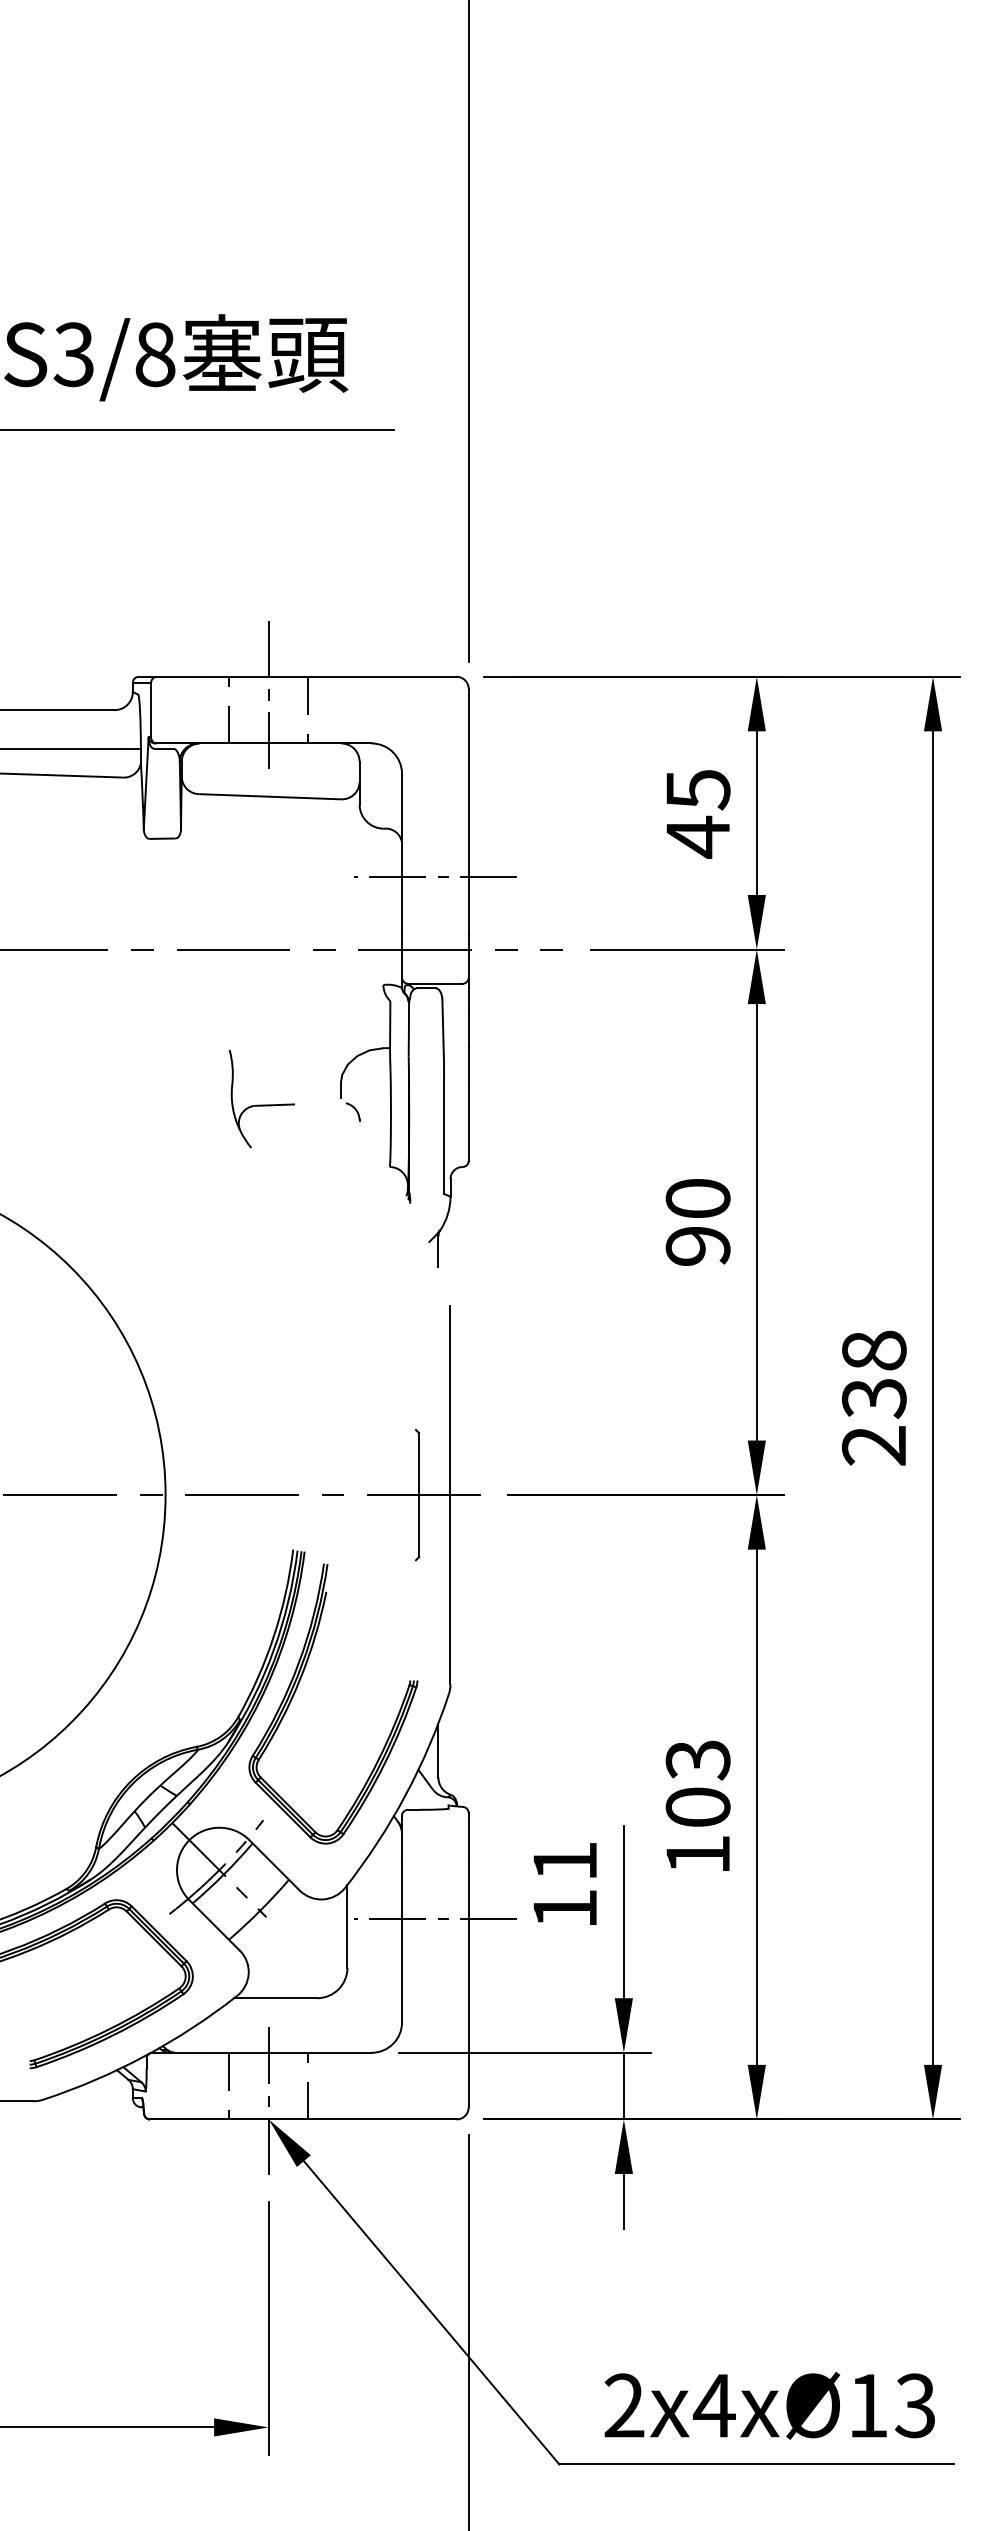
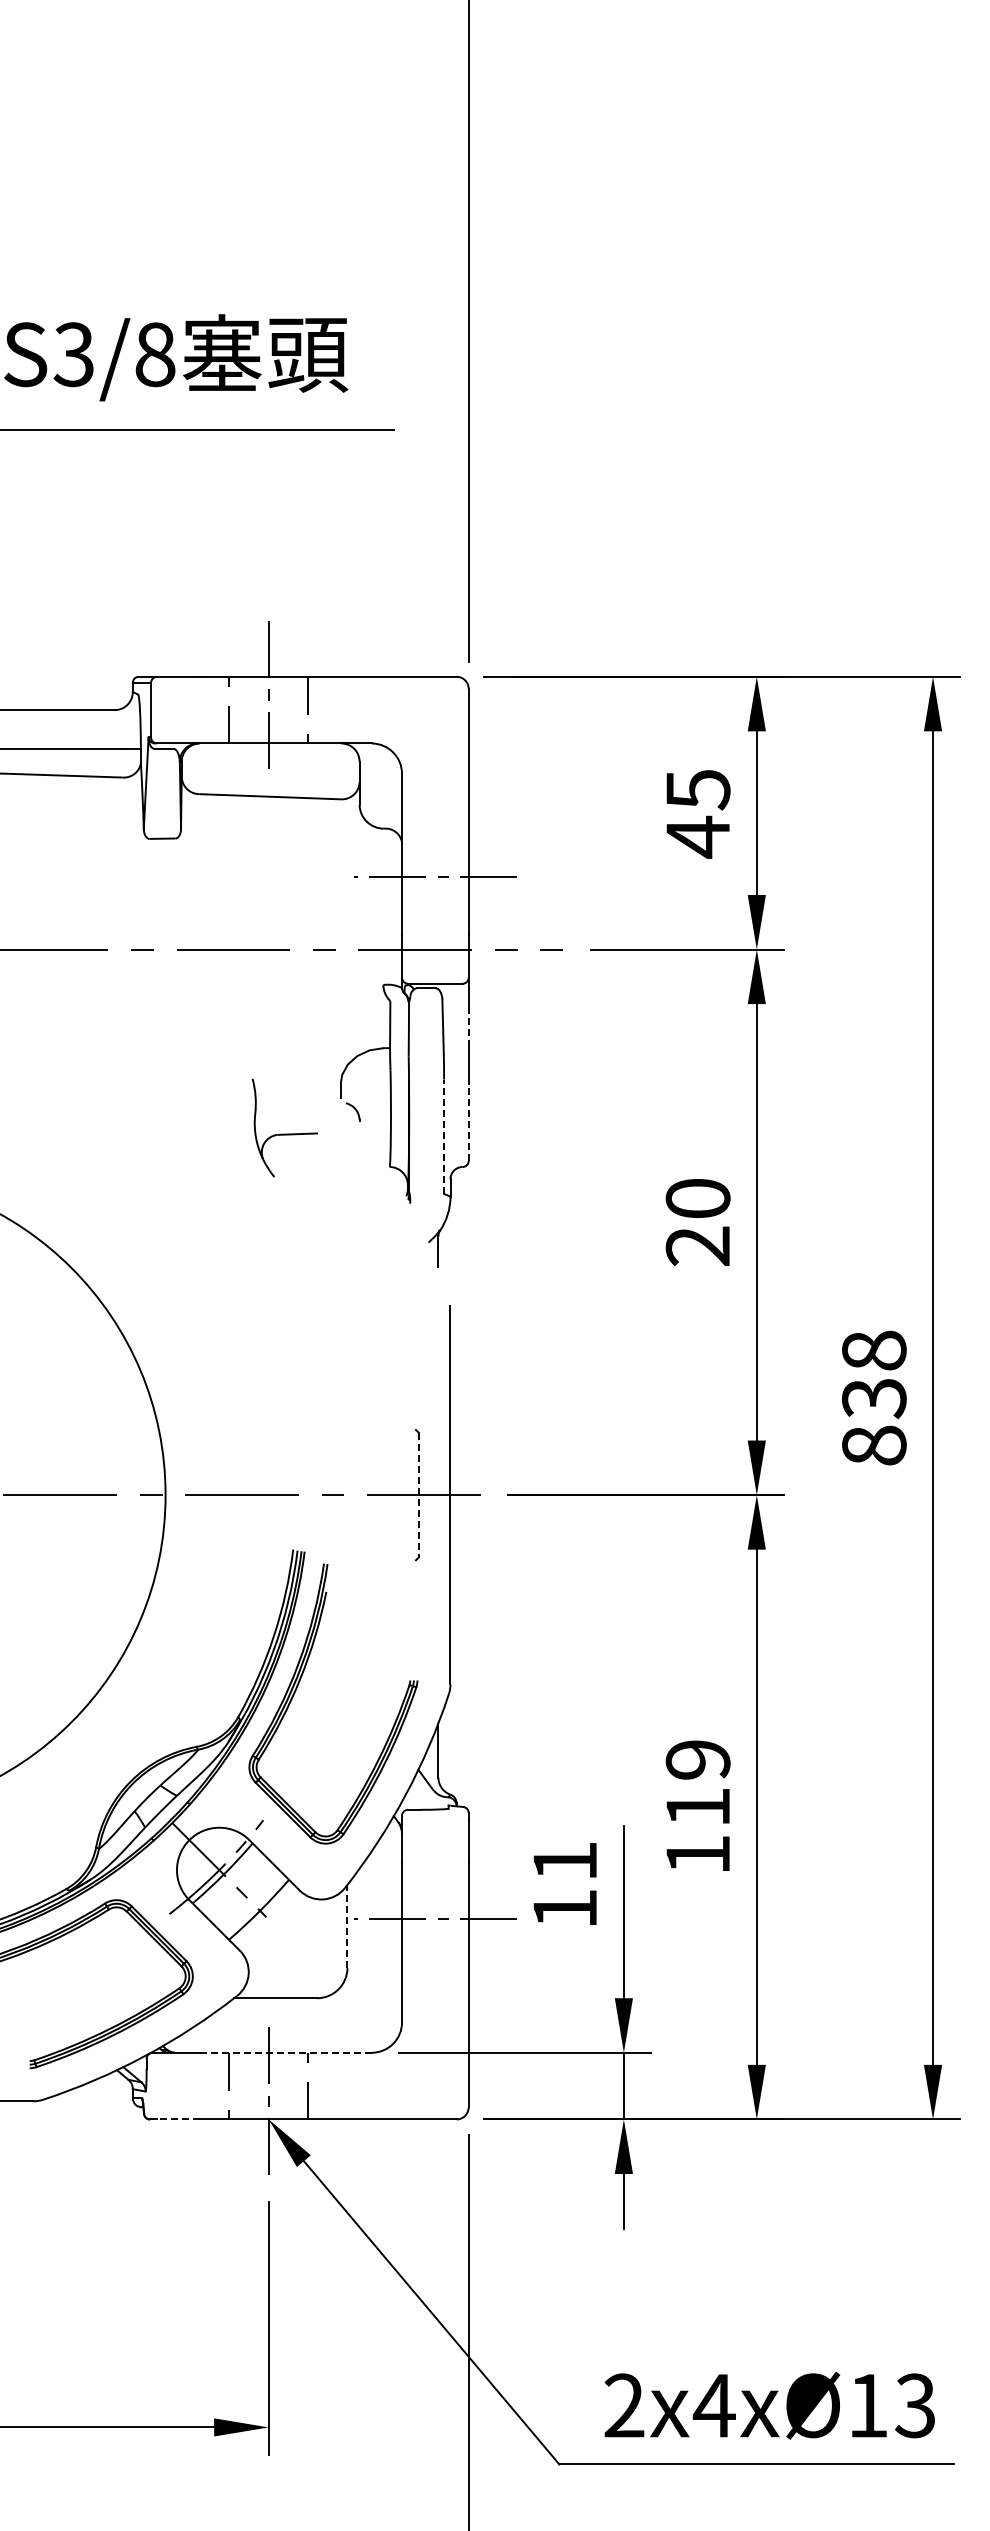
line: solid -> dashed (468, 1029)
part position: (261, 1098) -> (284, 1127) (284, 1127)
line: solid -> dashed (468, 1122)
line: solid -> dashed (444, 1136)
text: 90 -> 20 (698, 1246)
text: 238 -> 838 (873, 1445)
line: solid -> dashed (418, 1495)
text: 103 -> 119 (697, 1783)
line: solid -> dashed (347, 1925)
line: solid -> dashed (286, 2052)
line: solid -> dashed (177, 2119)
